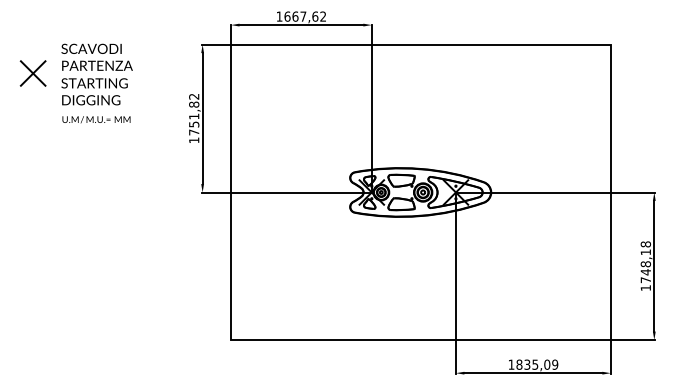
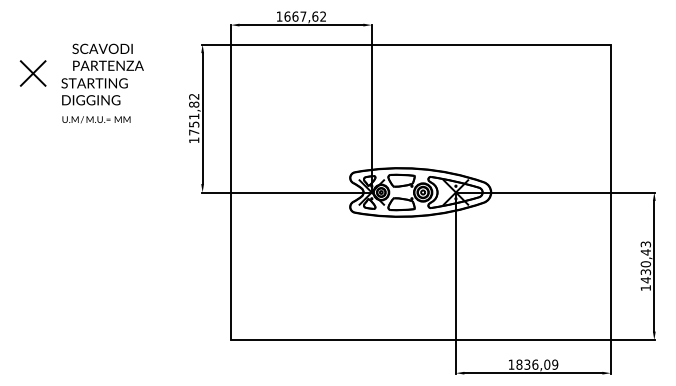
text position: (96, 56) -> (107, 56) (107, 56)
text: 1748,18 -> 1430,43 (645, 262)
text: 1835,09 -> 1836,09 (535, 364)
